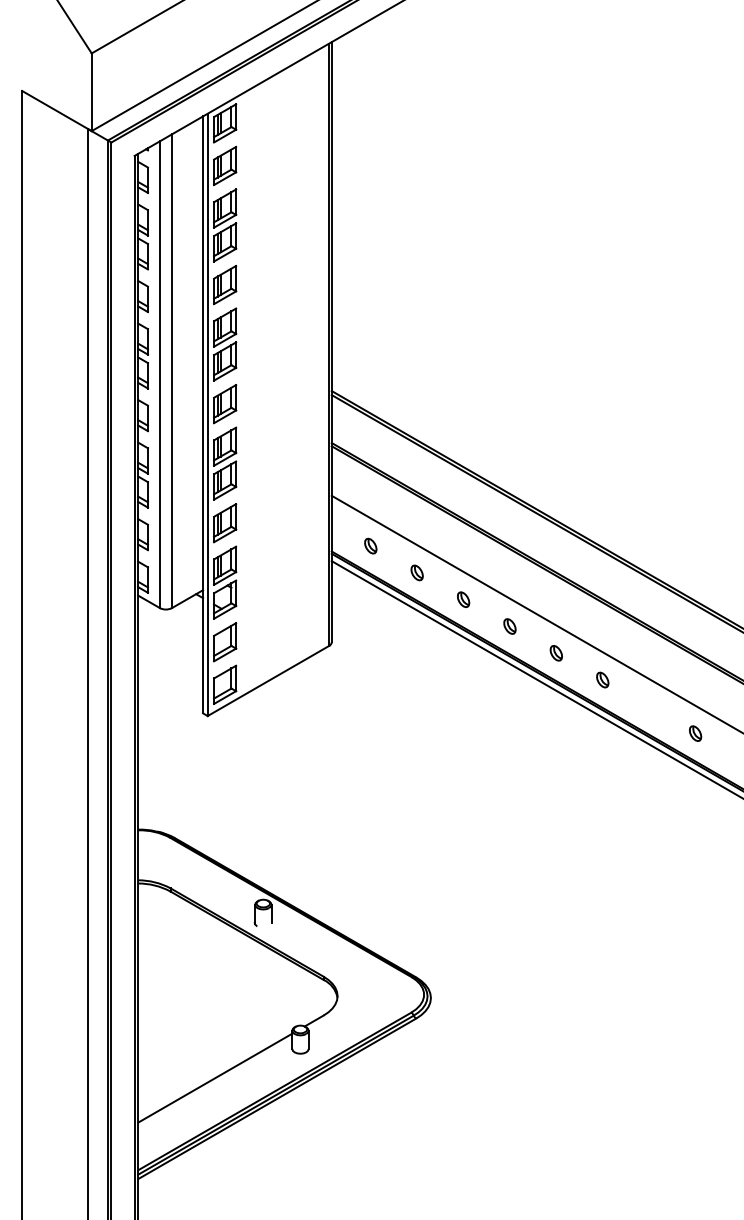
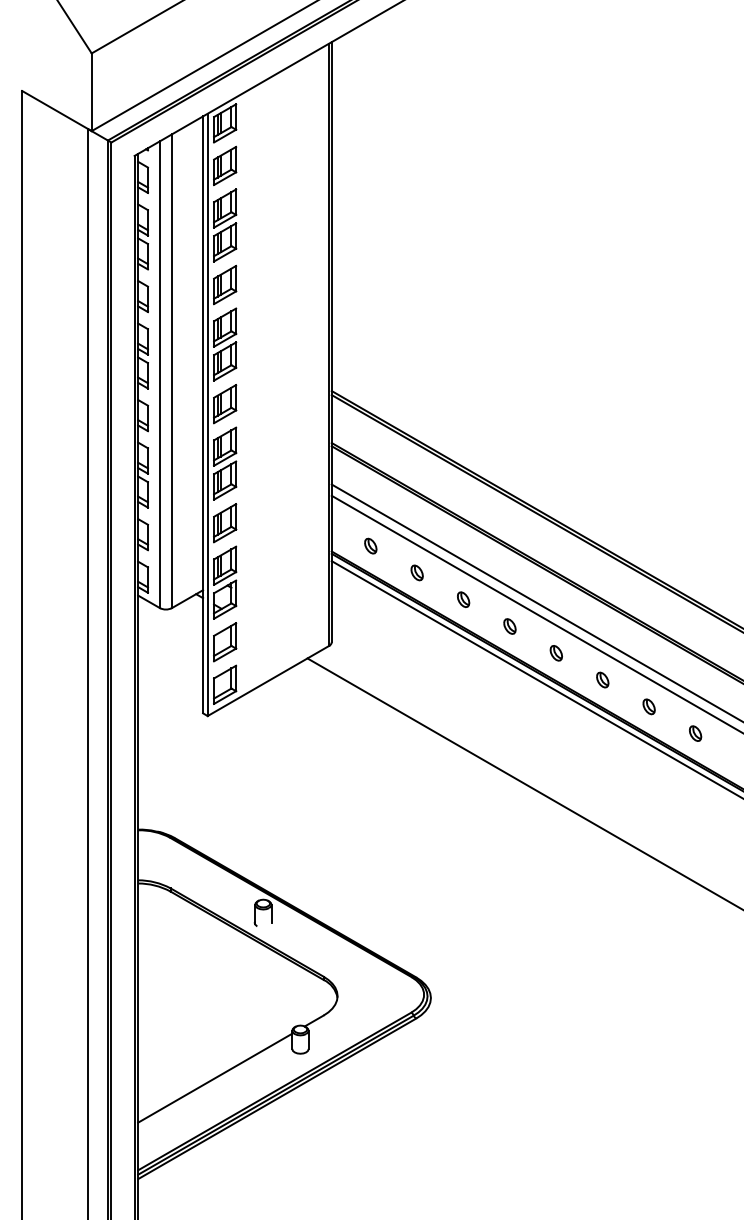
line: none -> present (535, 602)
part: none -> present (648, 706)
line: none -> present (523, 783)
